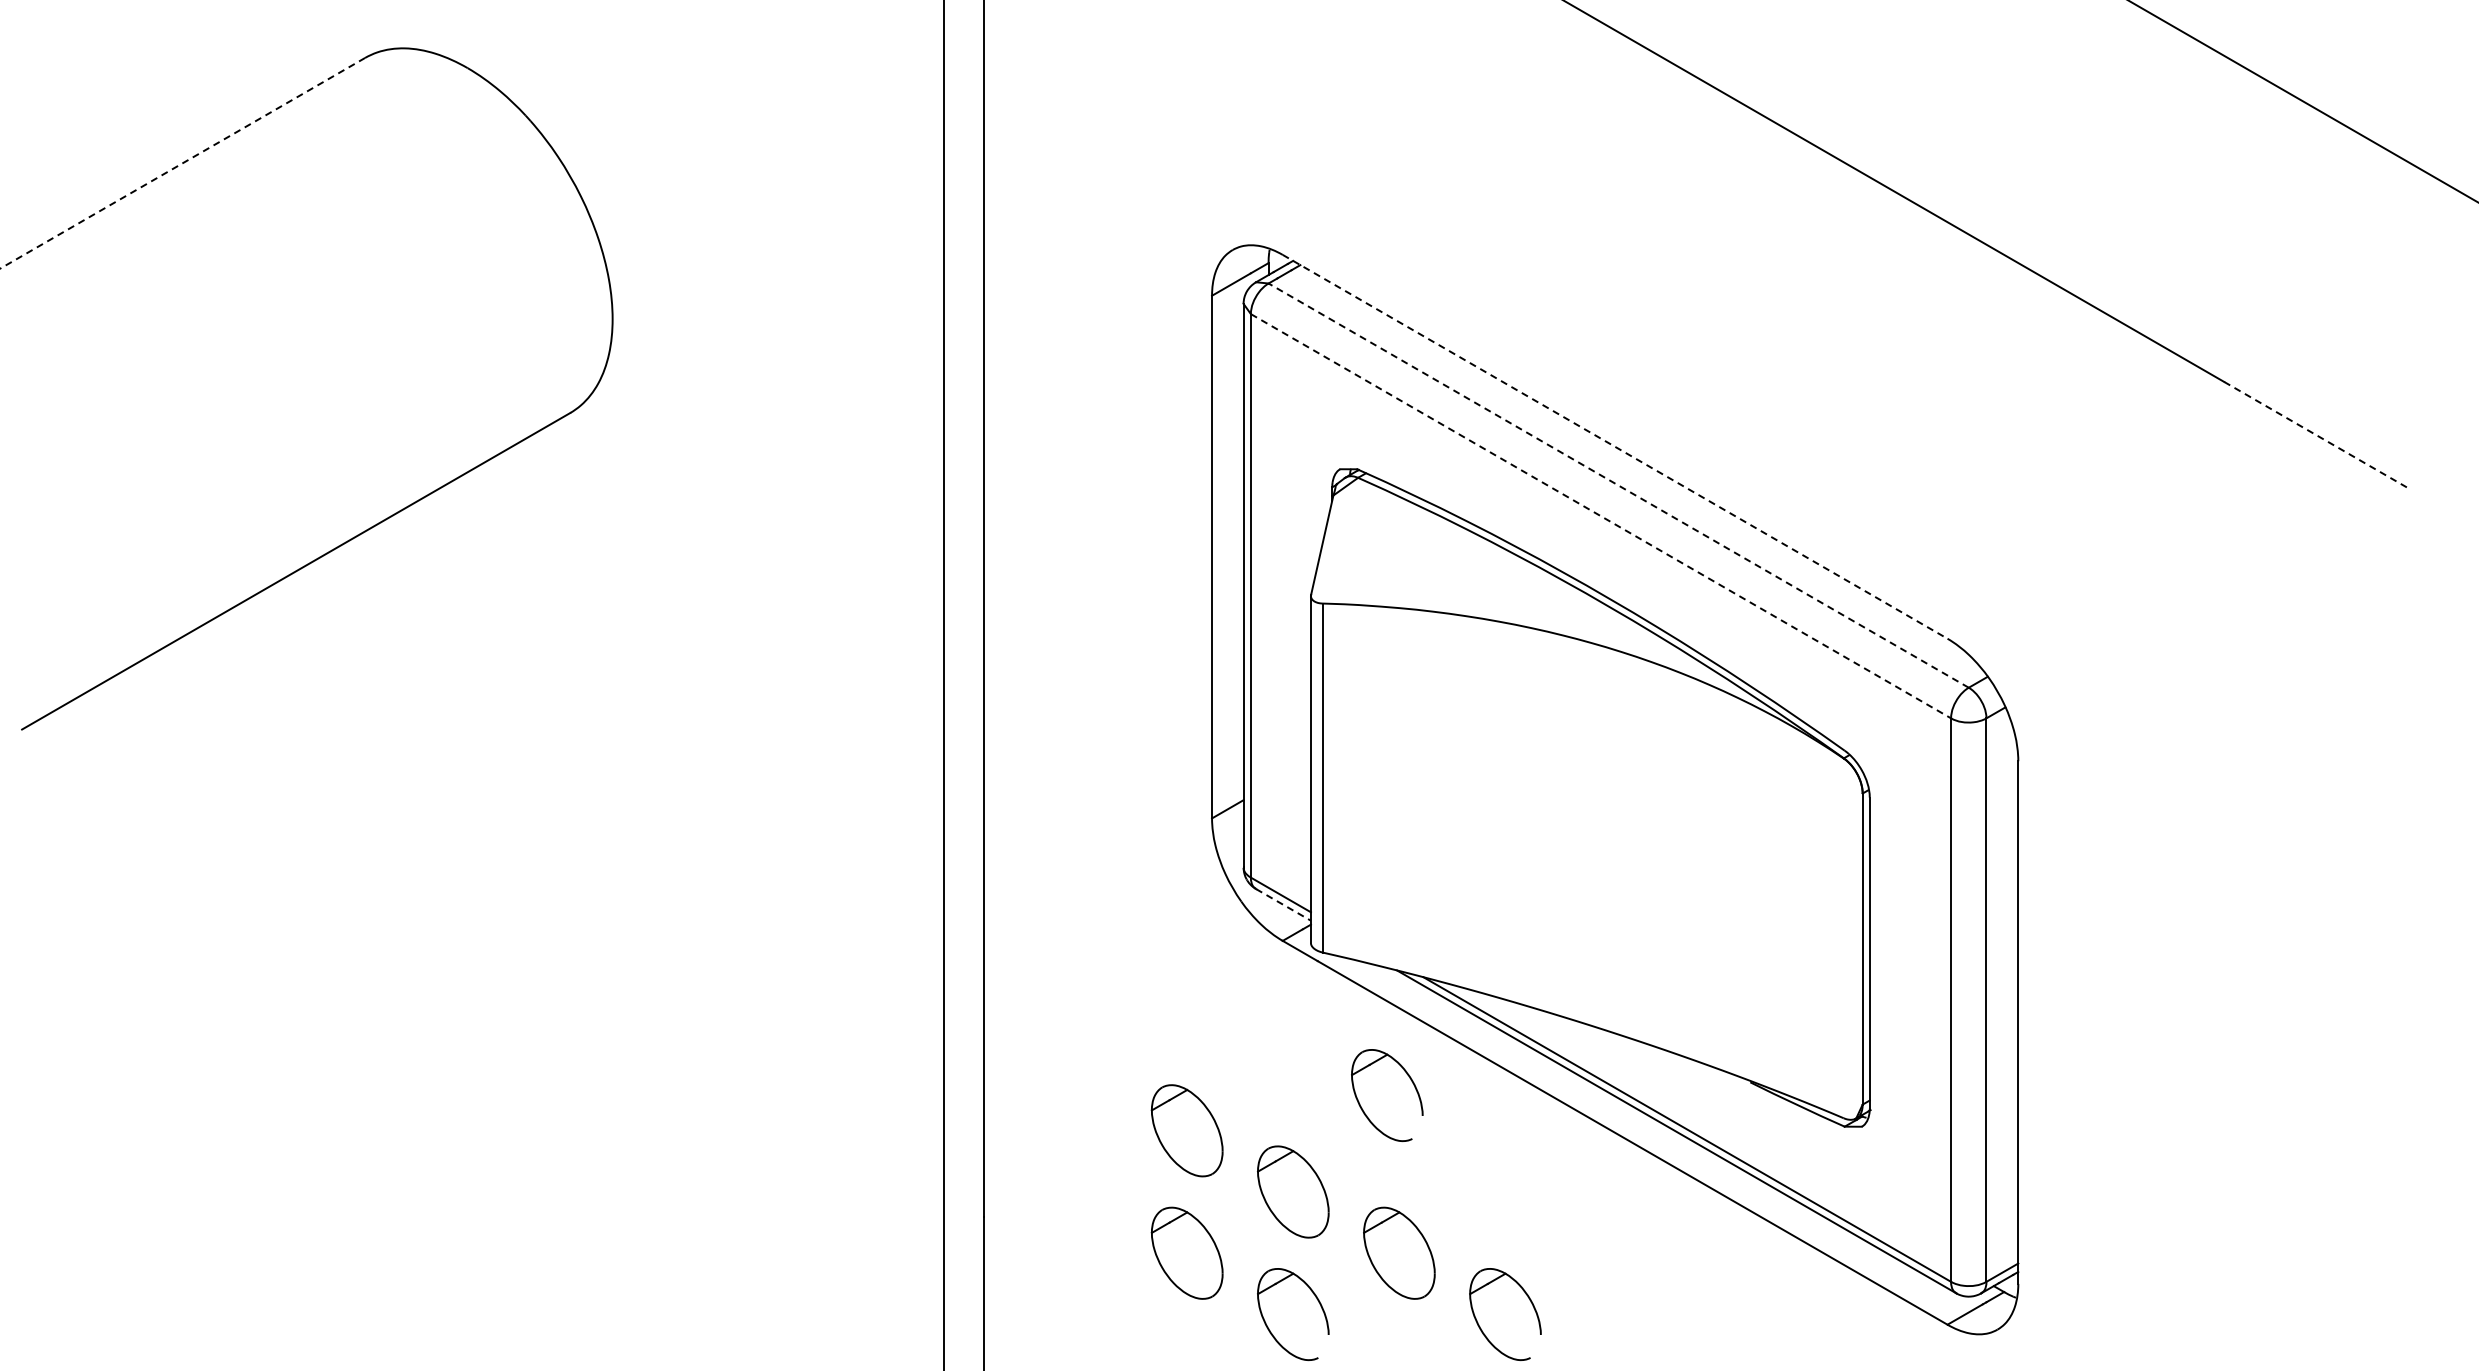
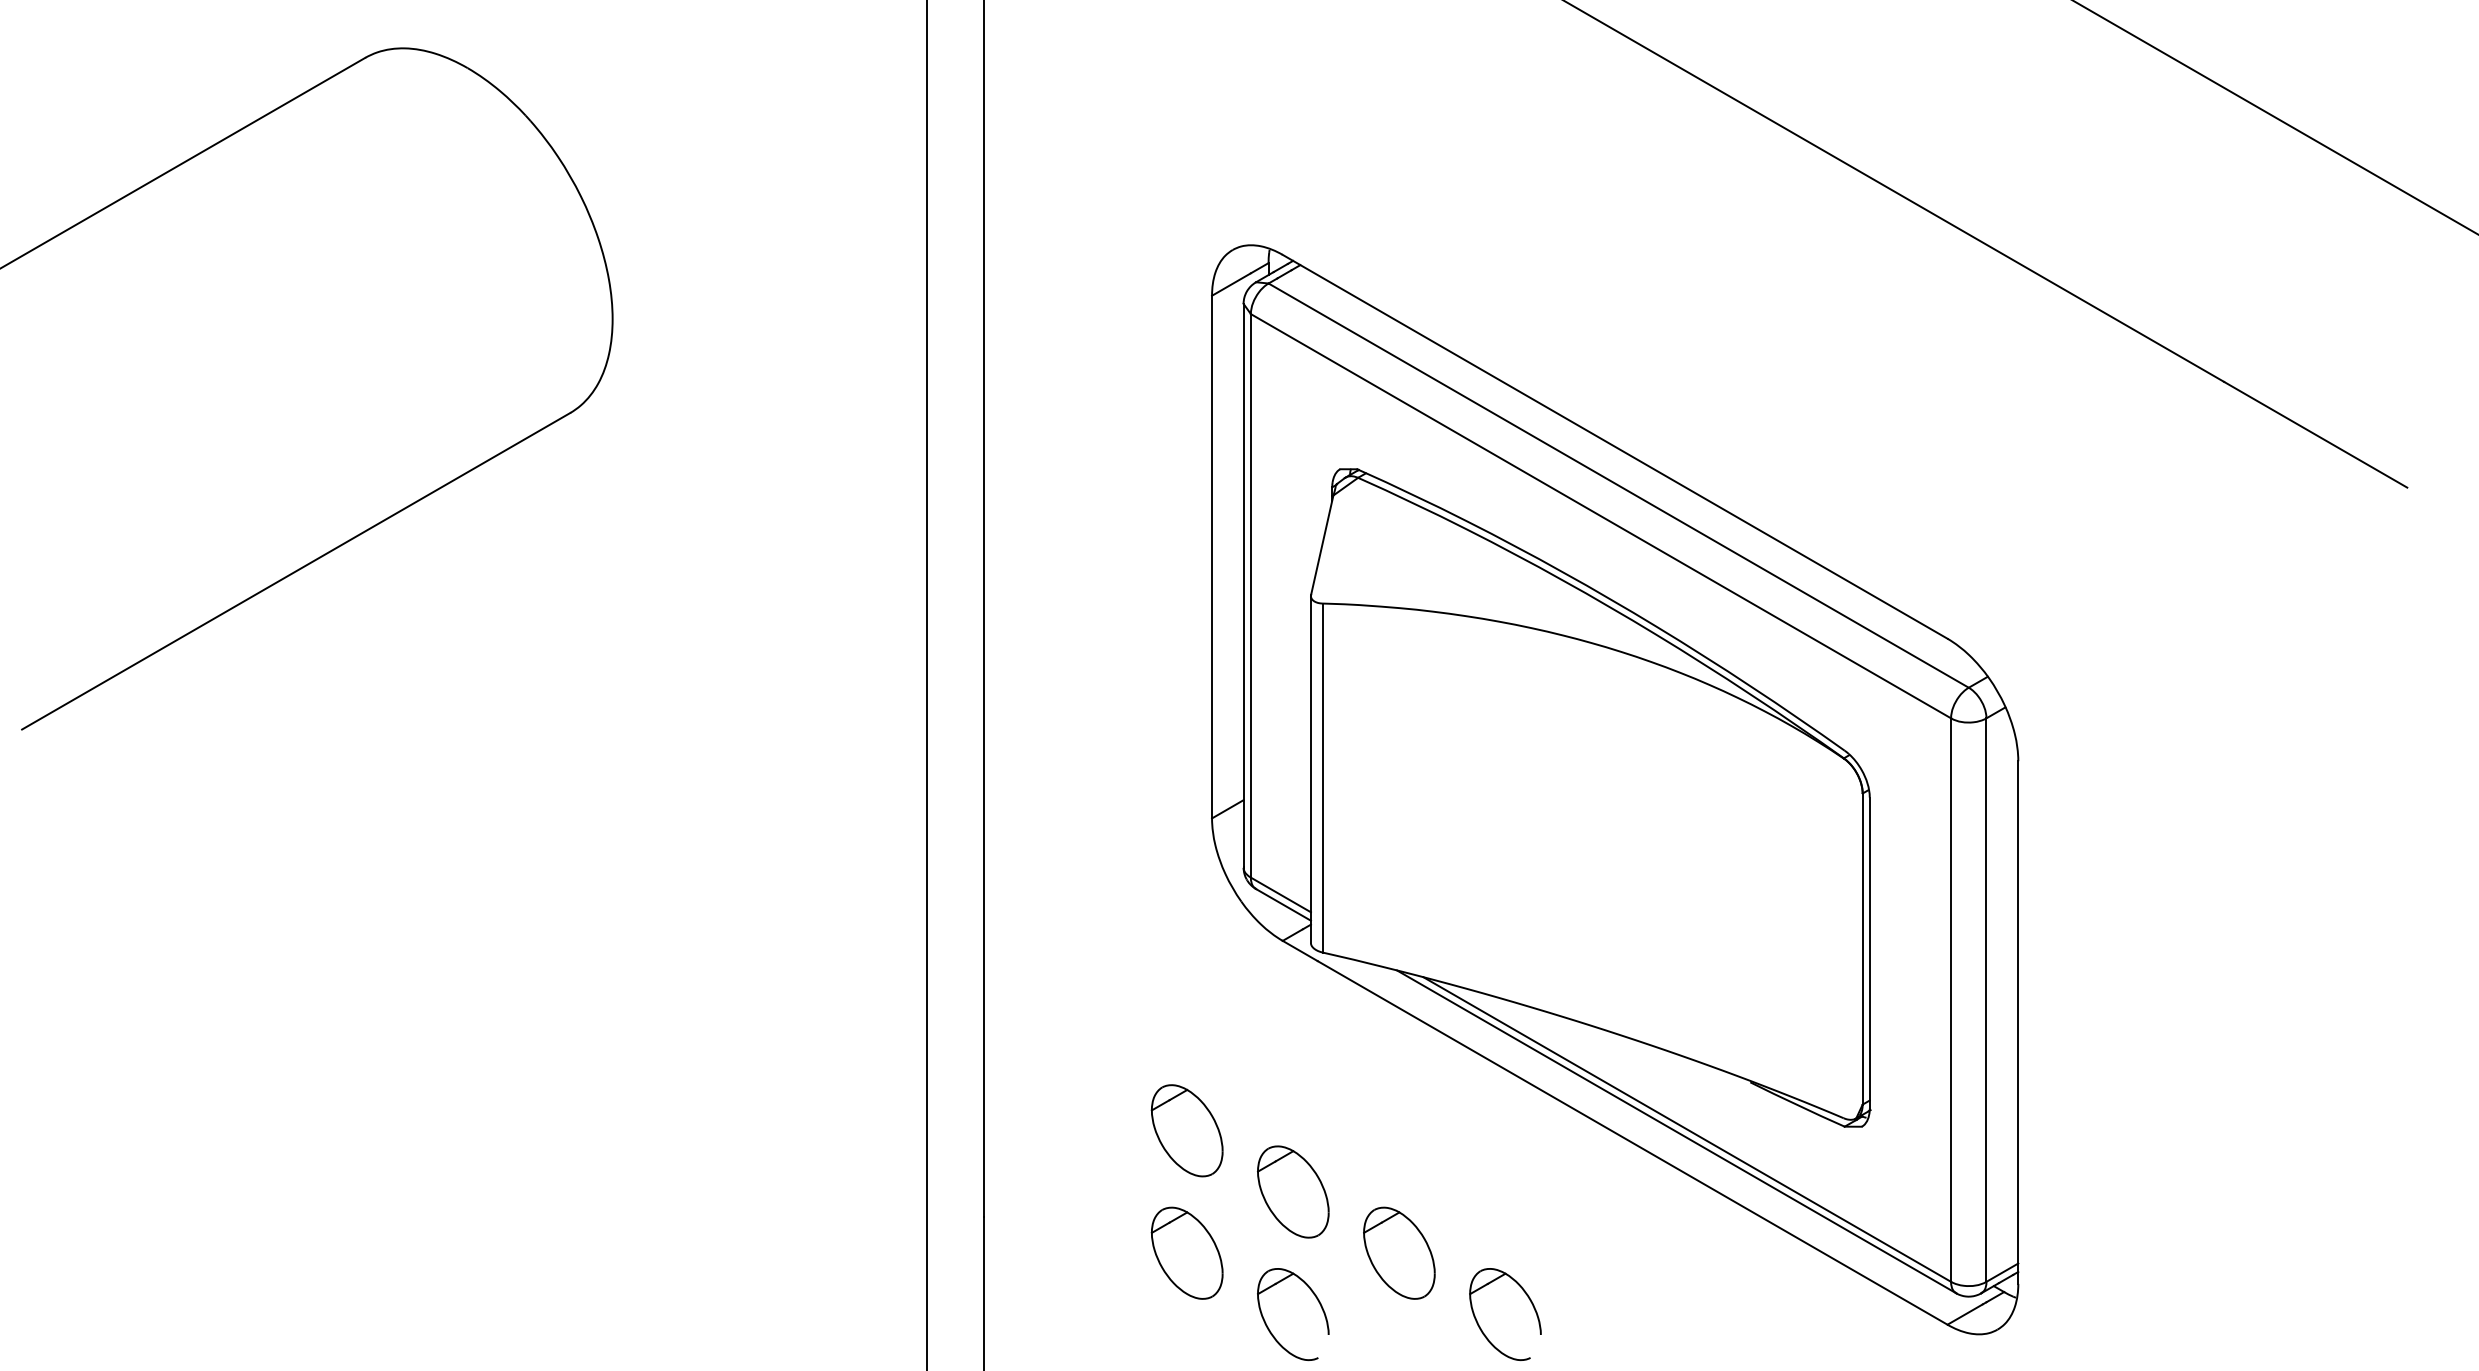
line position: (2303, 101) -> (2275, 117) (2275, 117)
line: dashed -> solid (182, 163)
line: dashed -> solid (2315, 434)
line: dashed -> solid (1615, 446)
line: dashed -> solid (1618, 485)
line: dashed -> solid (1601, 516)
line position: (944, 684) -> (927, 684) (927, 684)
line: dashed -> solid (1283, 904)
part: present -> none (1410, 1080)
